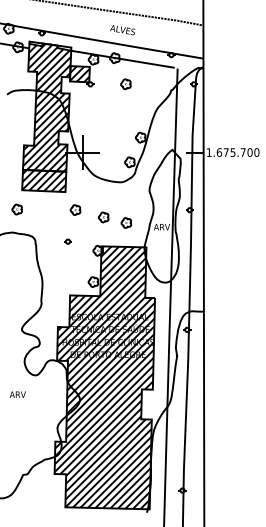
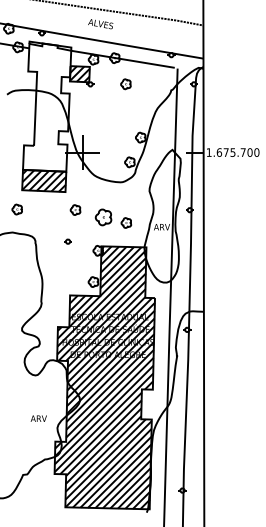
text position: (122, 30) -> (100, 24) (100, 24)
hatch: present -> none (46, 107)
part size: 12x13 px -> 19x19 px (103, 217)
text position: (17, 394) -> (38, 418) (38, 418)
